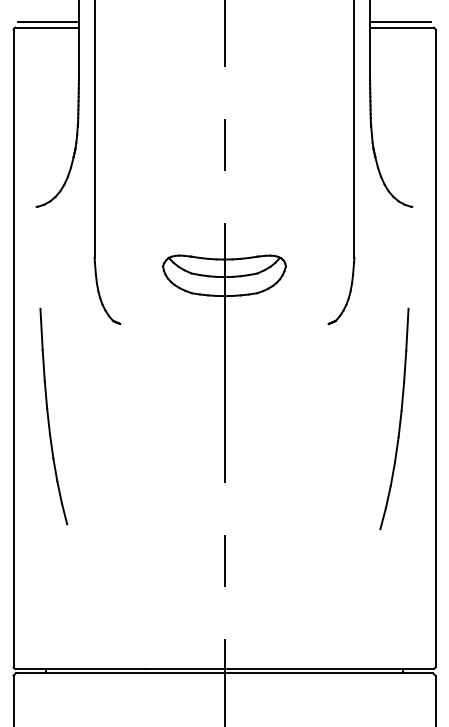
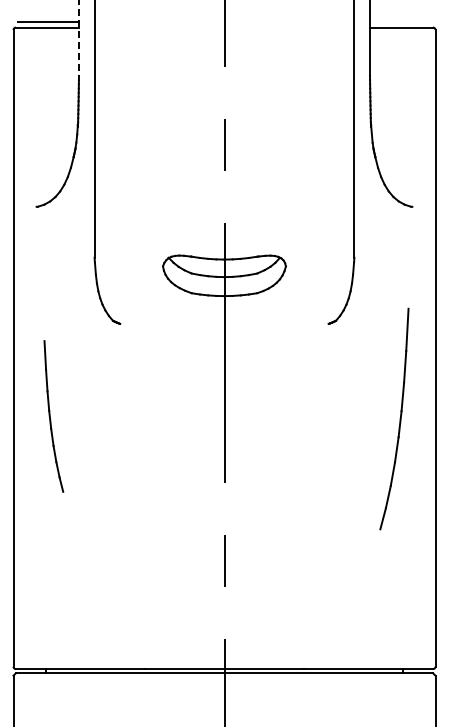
line: present -> none (400, 21)
line: solid -> dashed (78, 38)
part size: 30x219 px -> 22x153 px (53, 416)
